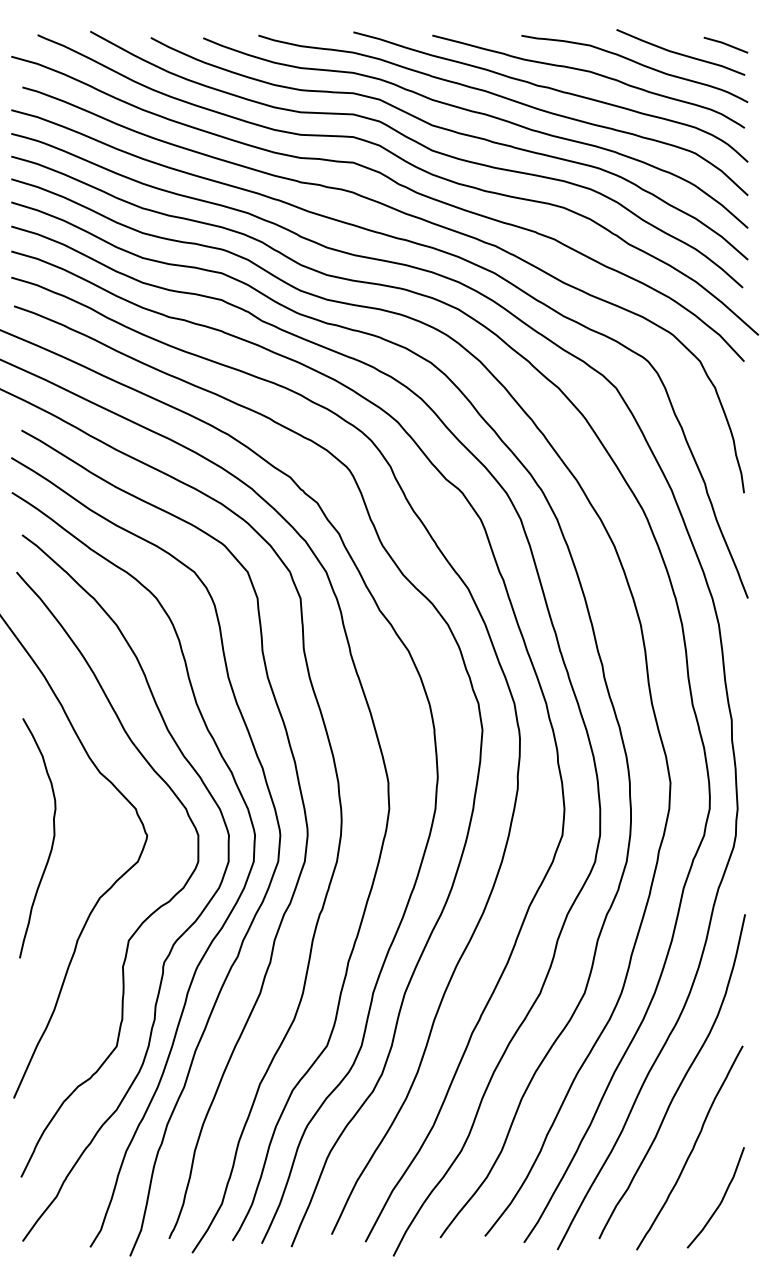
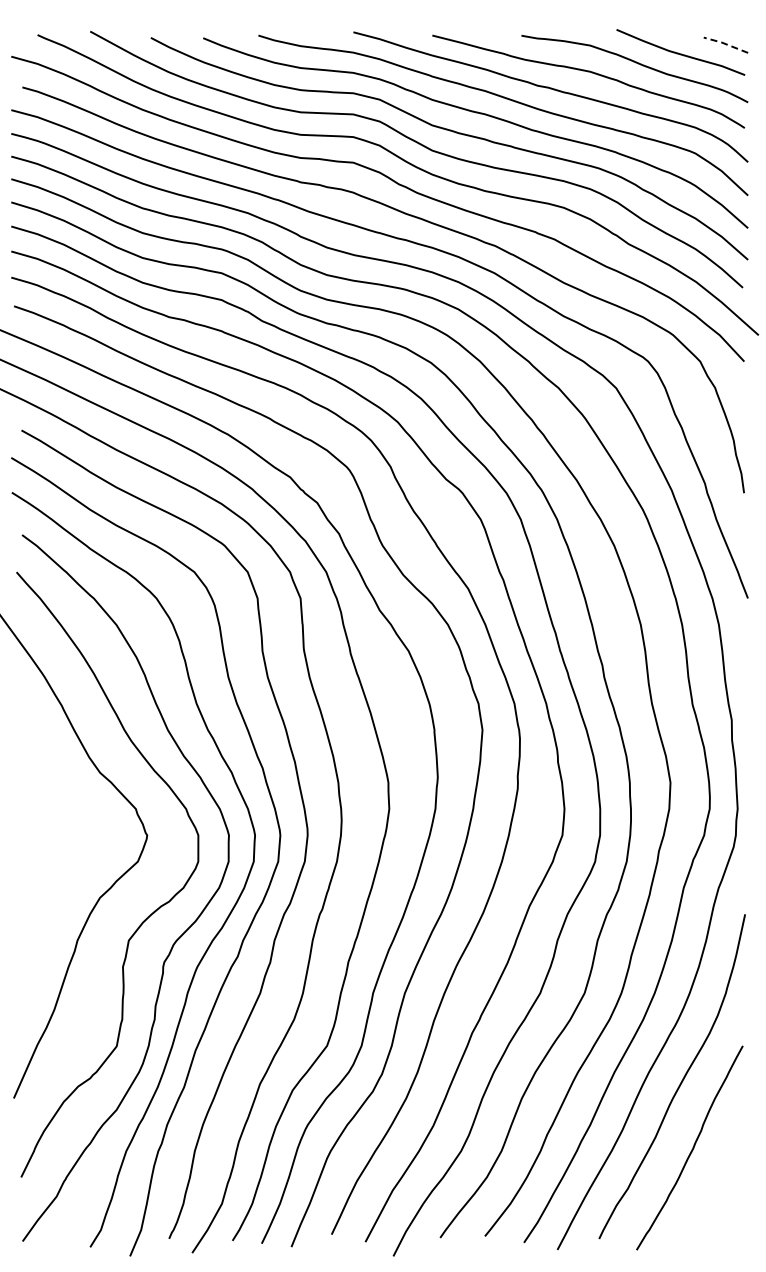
line: solid -> dashed (725, 43)
curve: present -> none (52, 839)
curve: present -> none (721, 1199)
